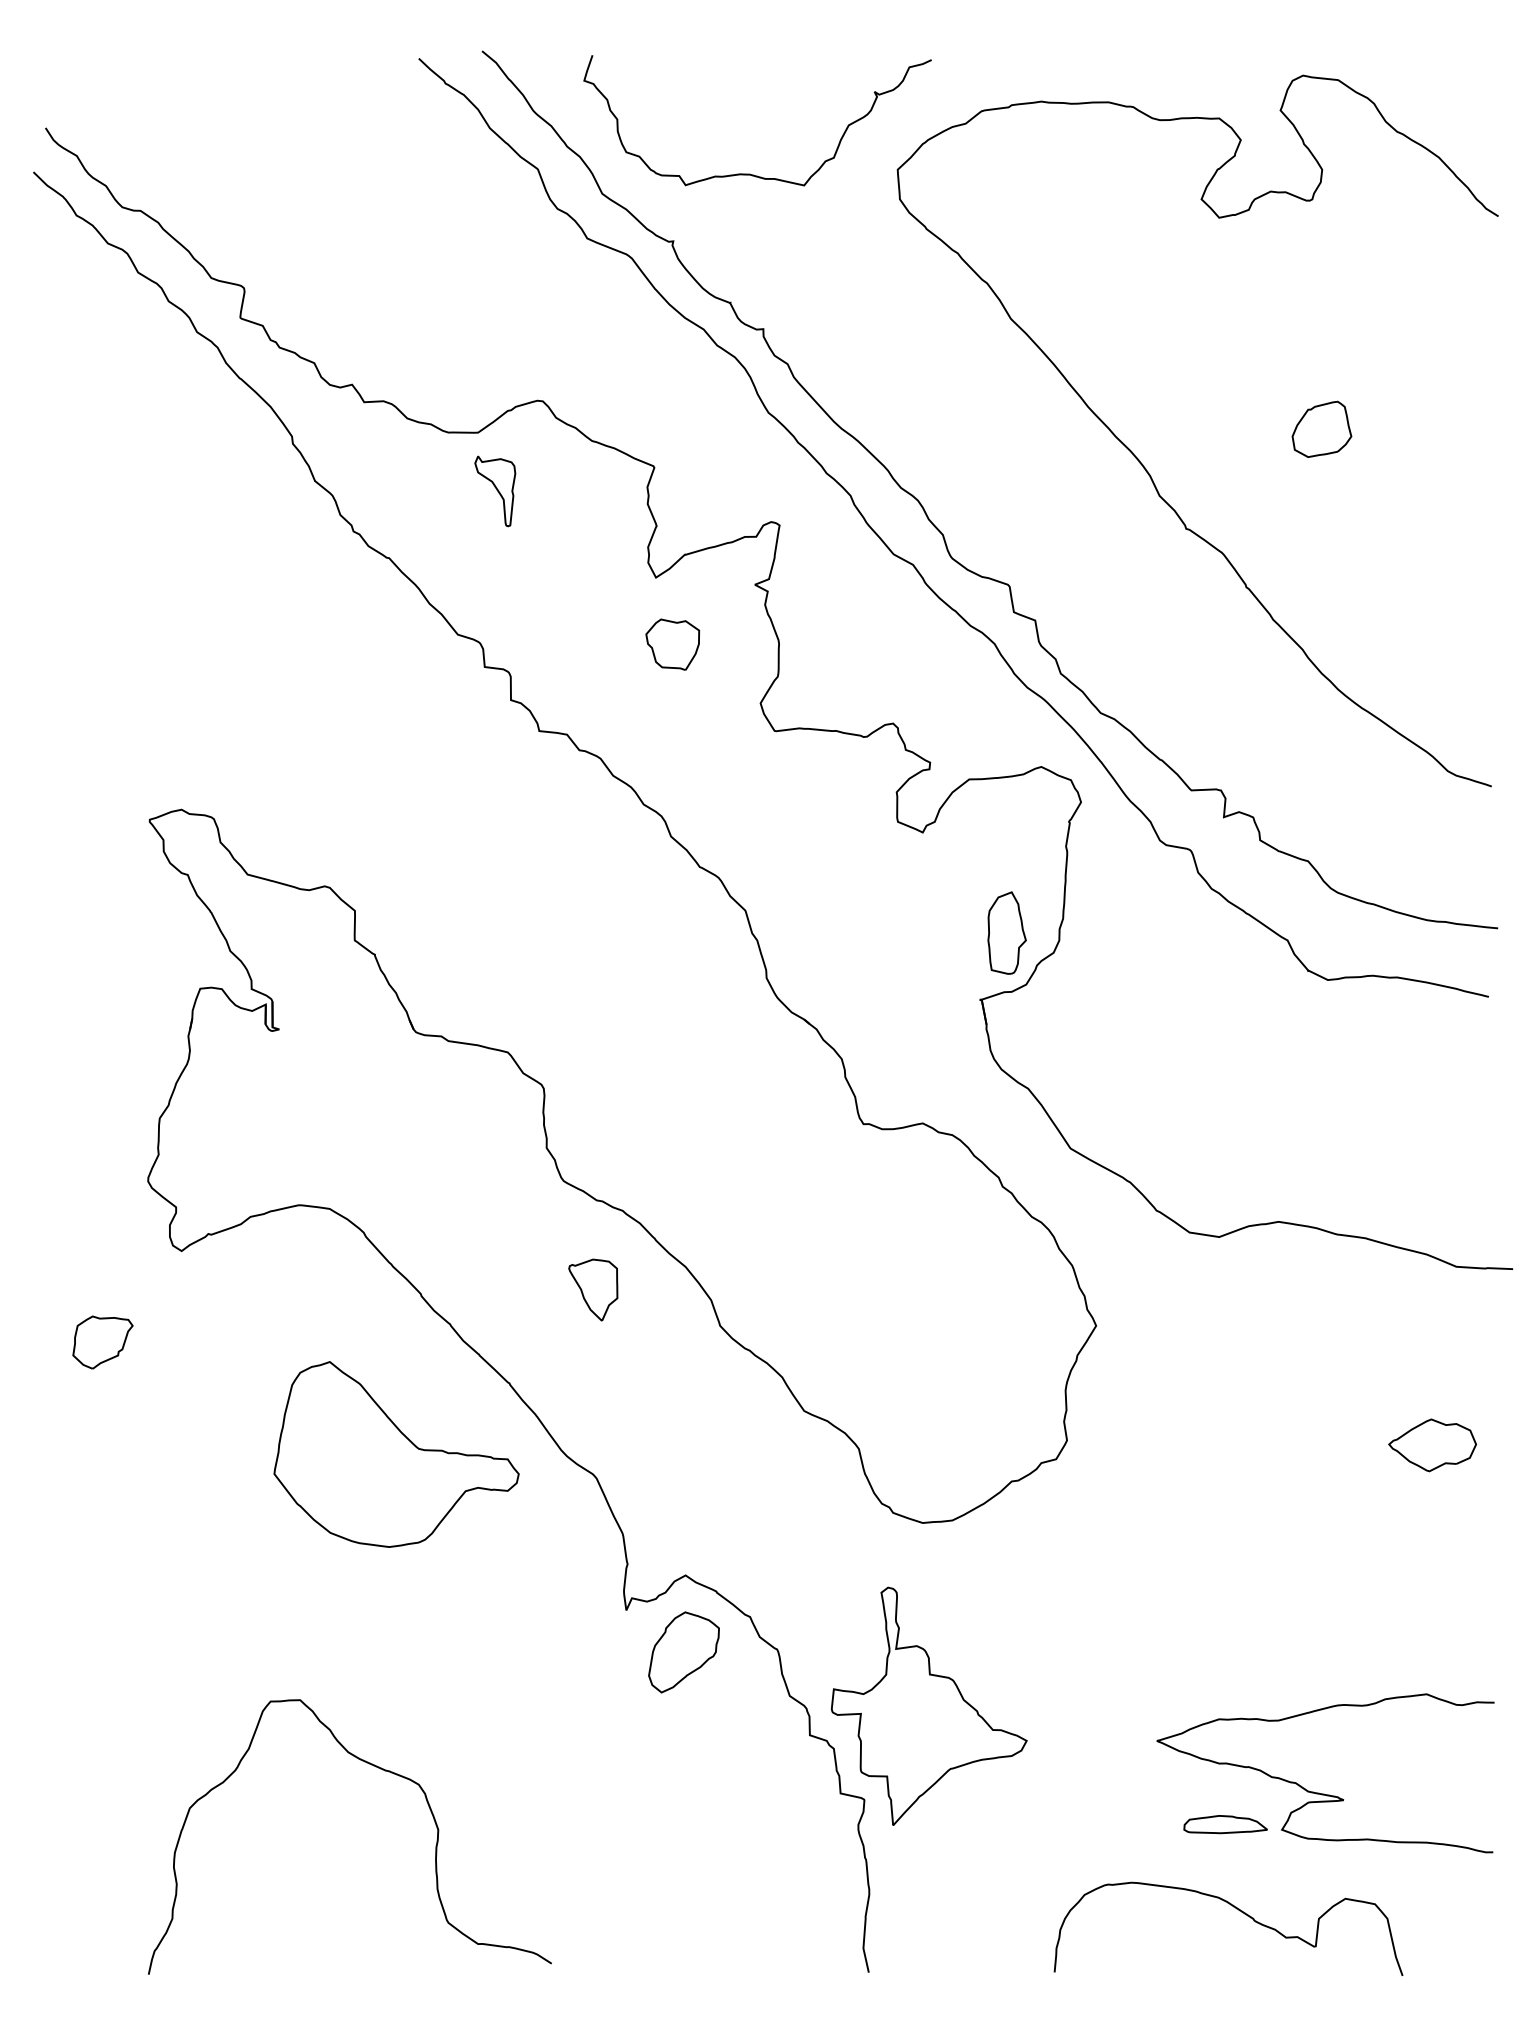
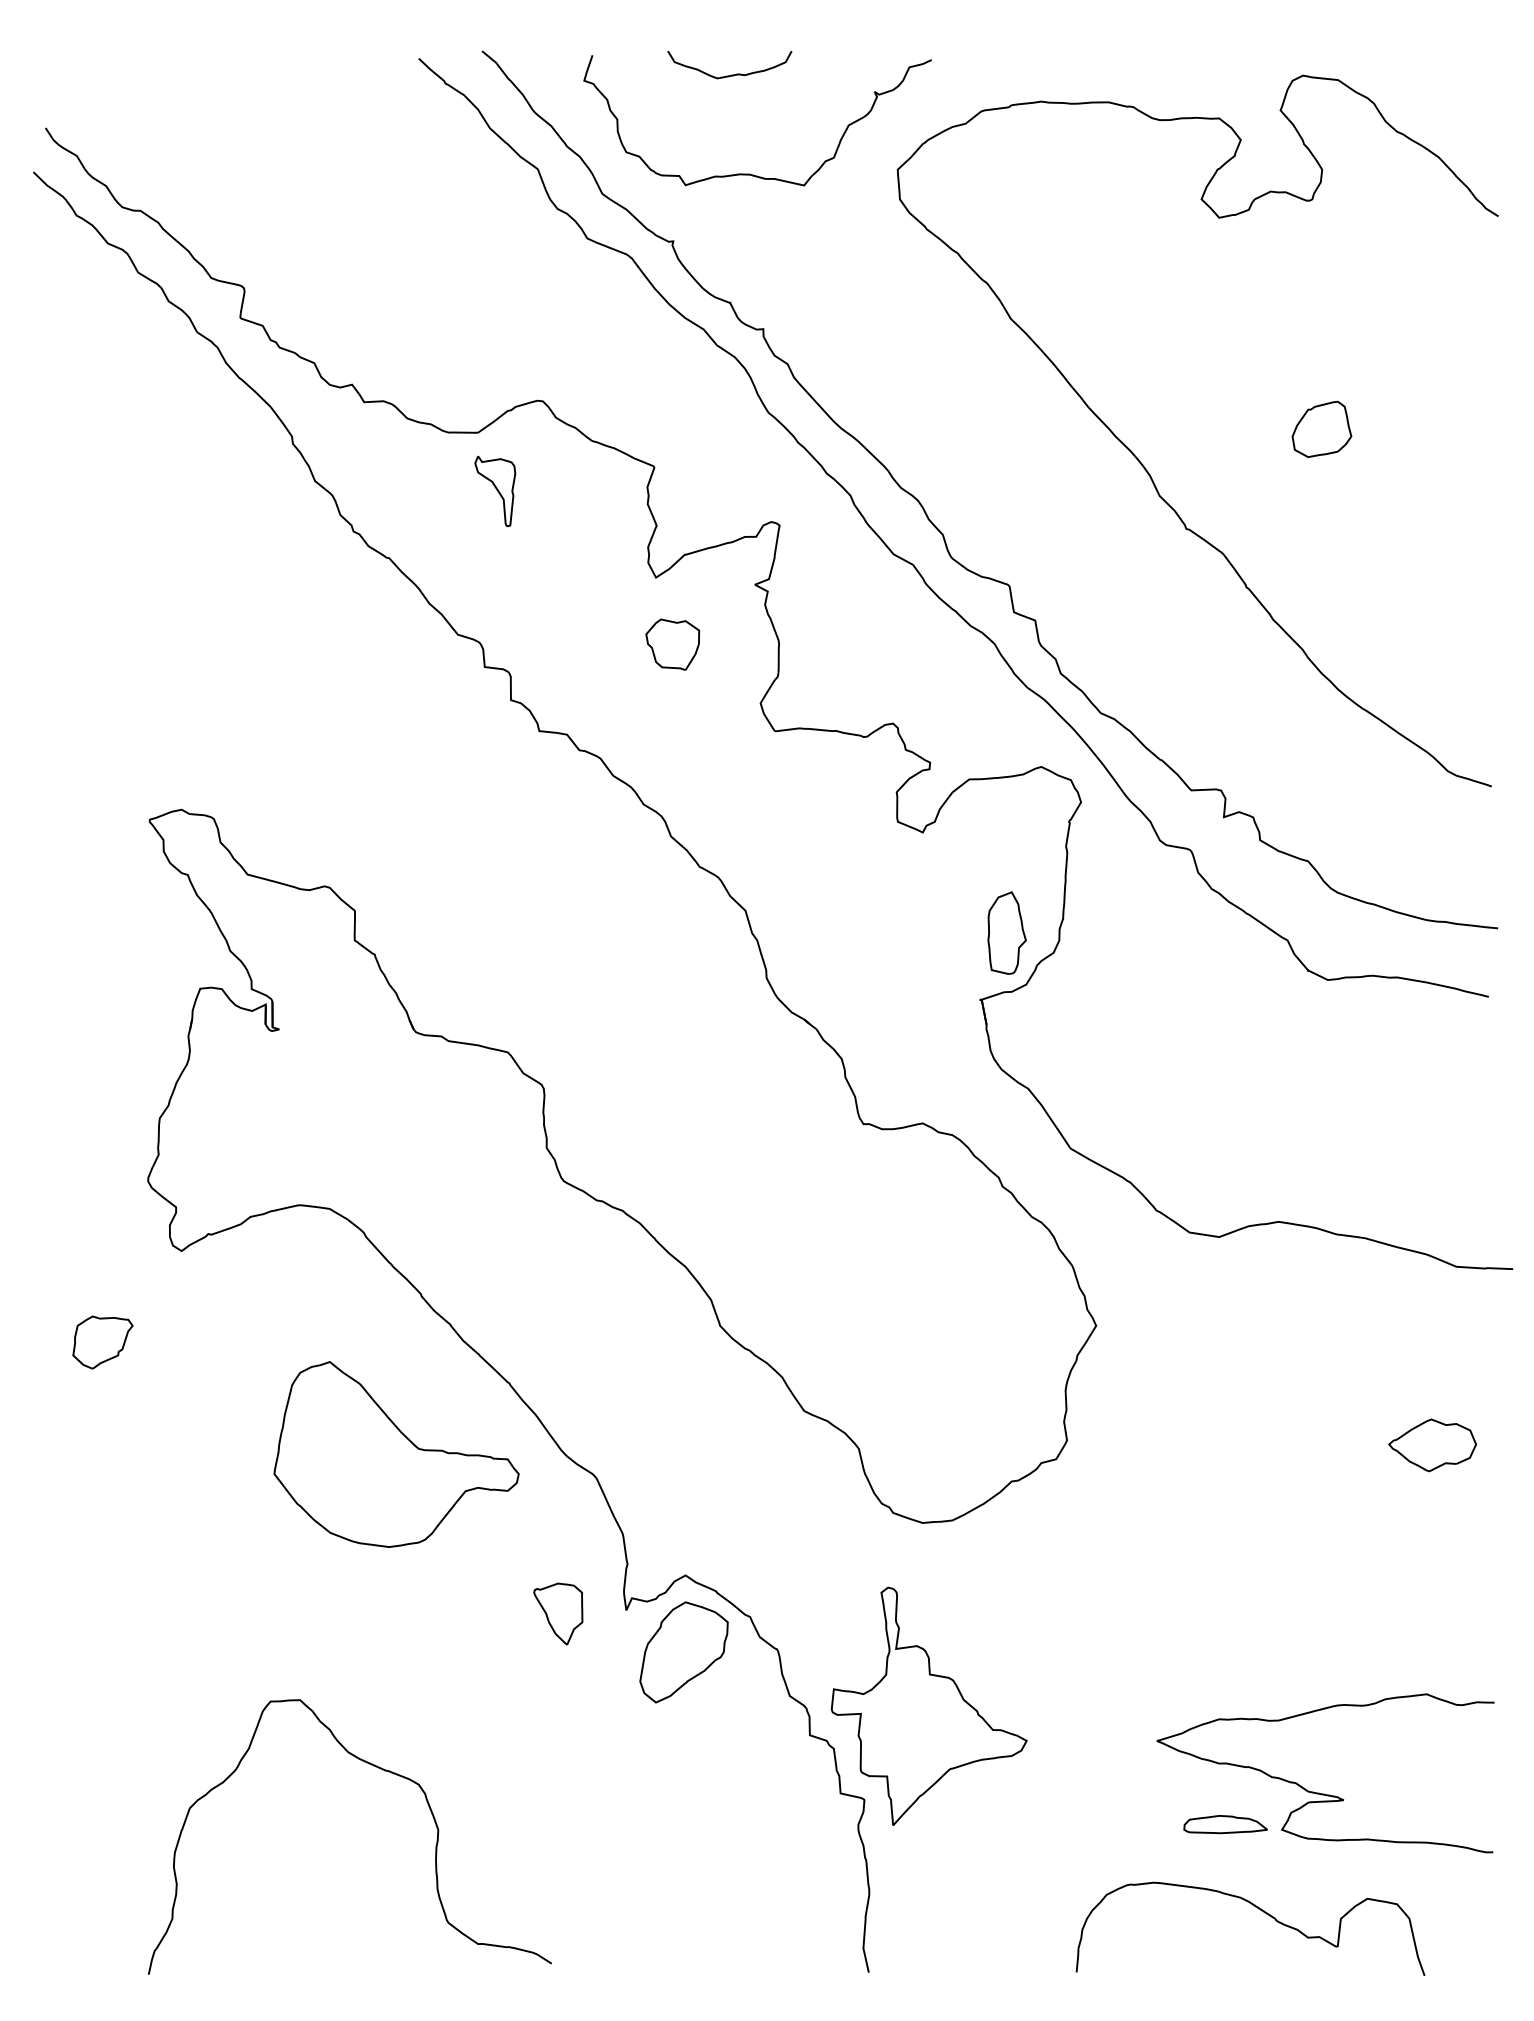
curve: none -> present (731, 74)
part position: (593, 1289) -> (558, 1613) (558, 1613)
part size: 72x83 px -> 90x103 px (683, 1652)
curve position: (1239, 1911) -> (1261, 1911) (1261, 1911)
